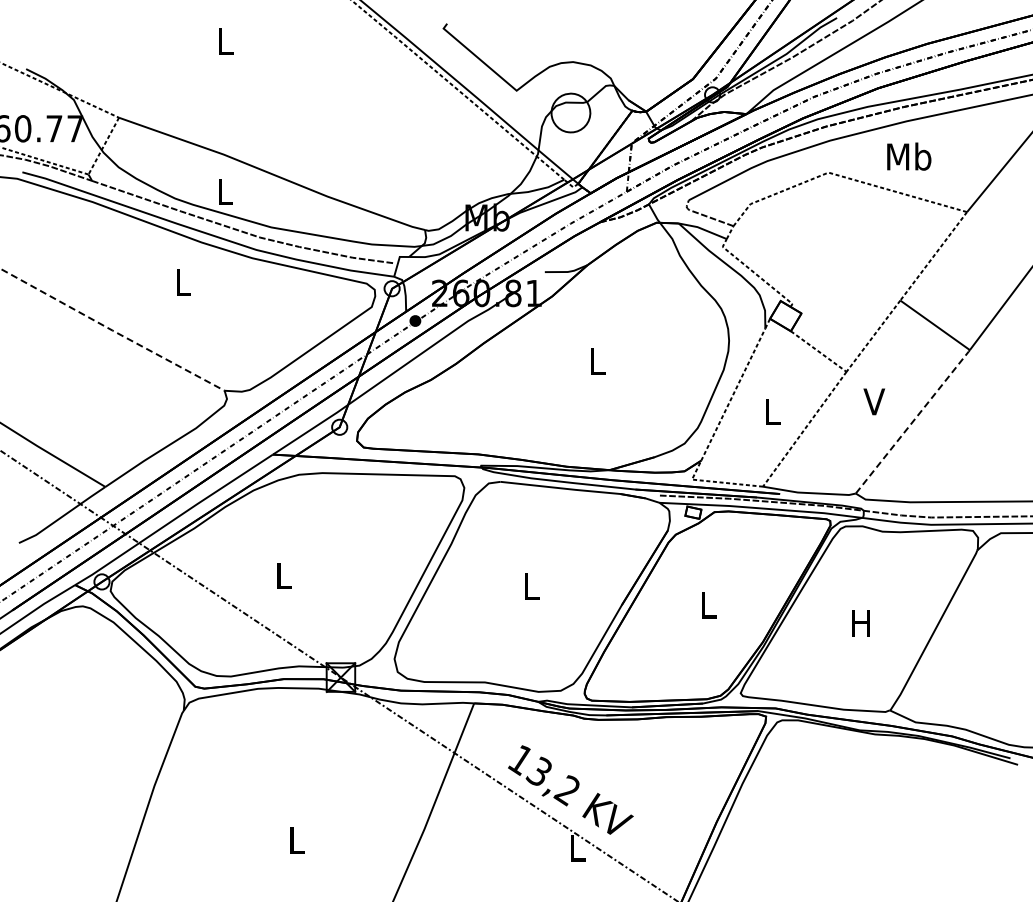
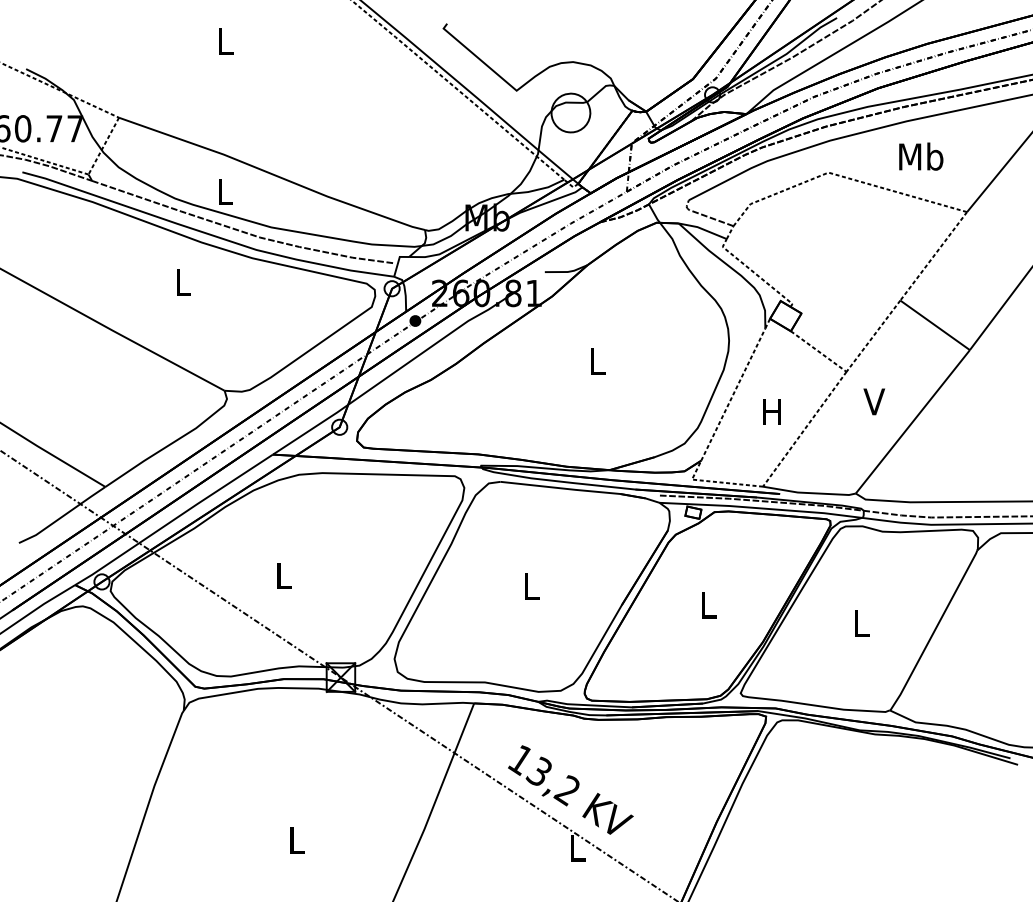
text position: (909, 156) -> (921, 156) (921, 156)
line: dashed -> solid (112, 330)
text: L -> H (771, 411)
line: dashed -> solid (913, 421)
text: H -> L (860, 623)
